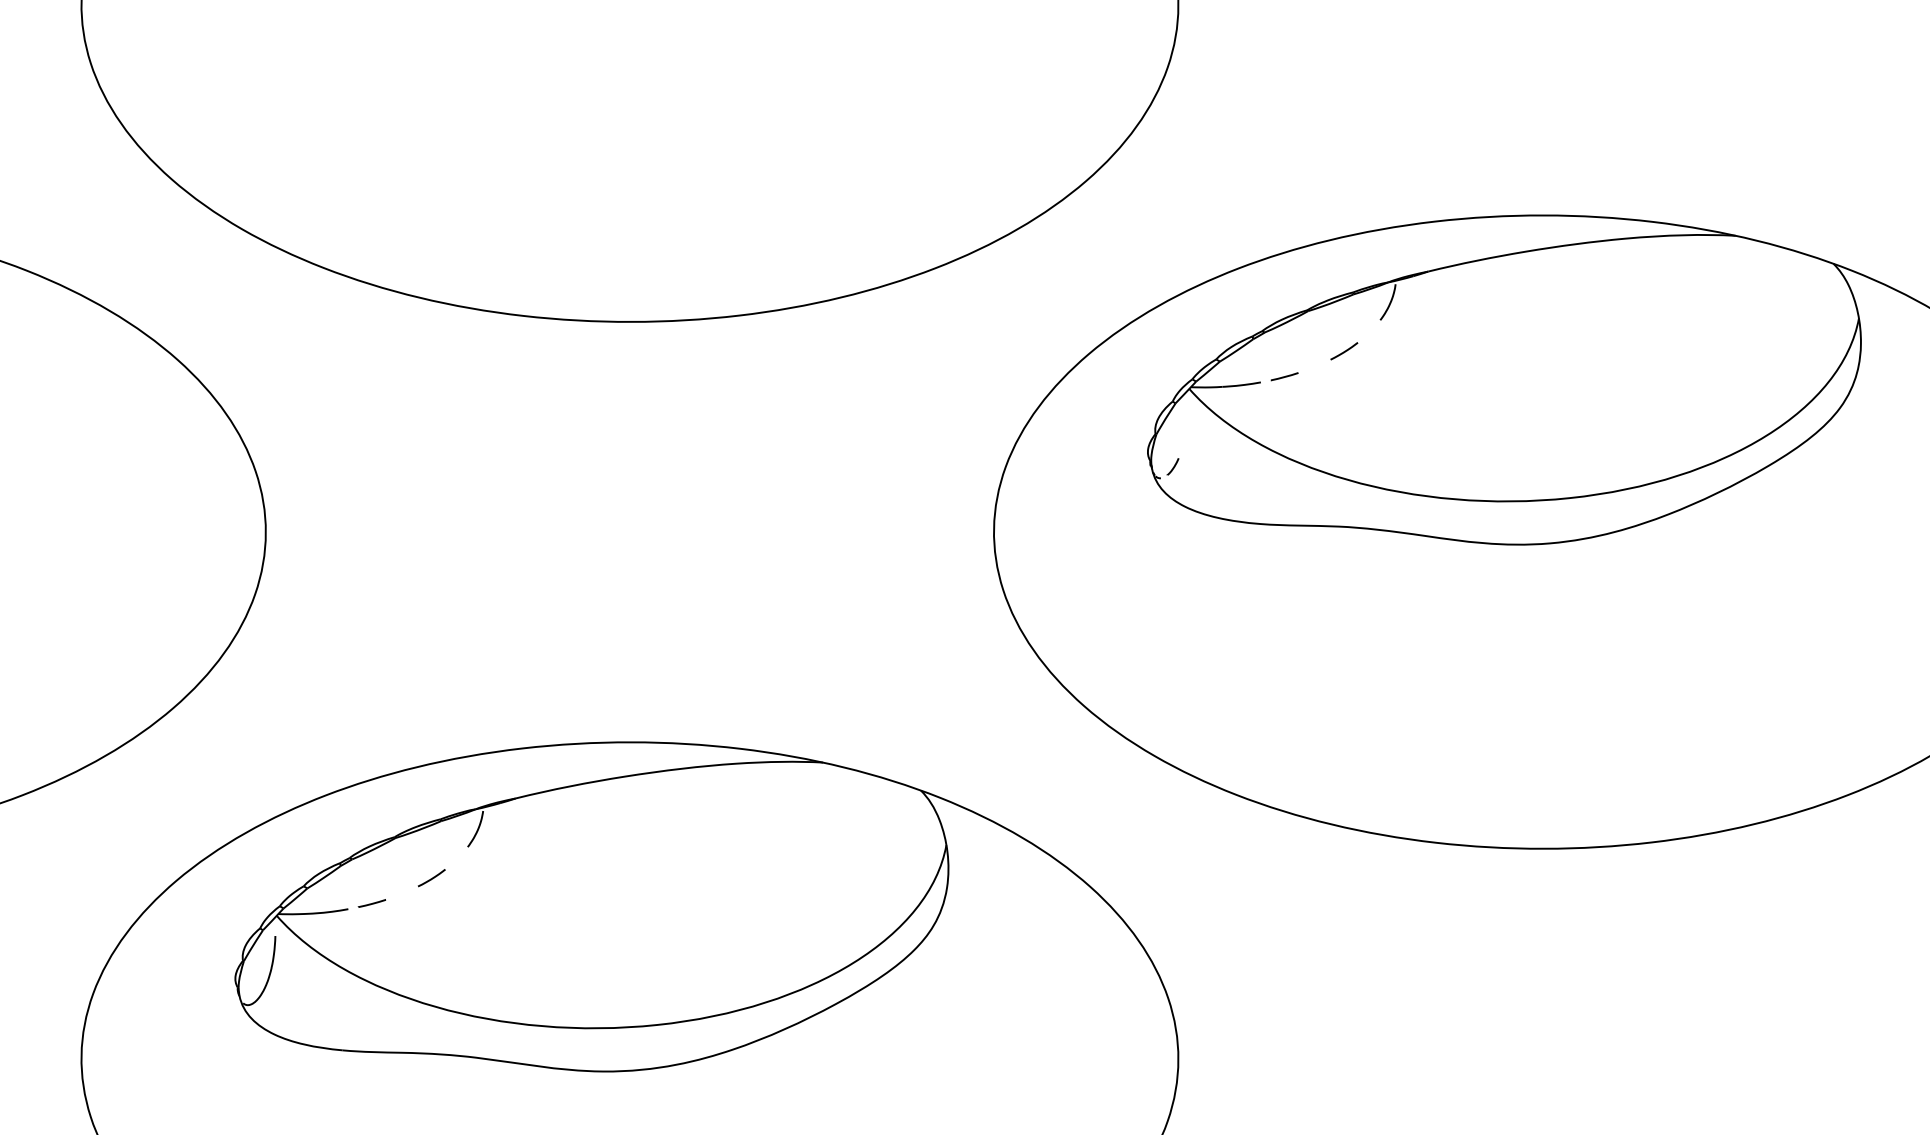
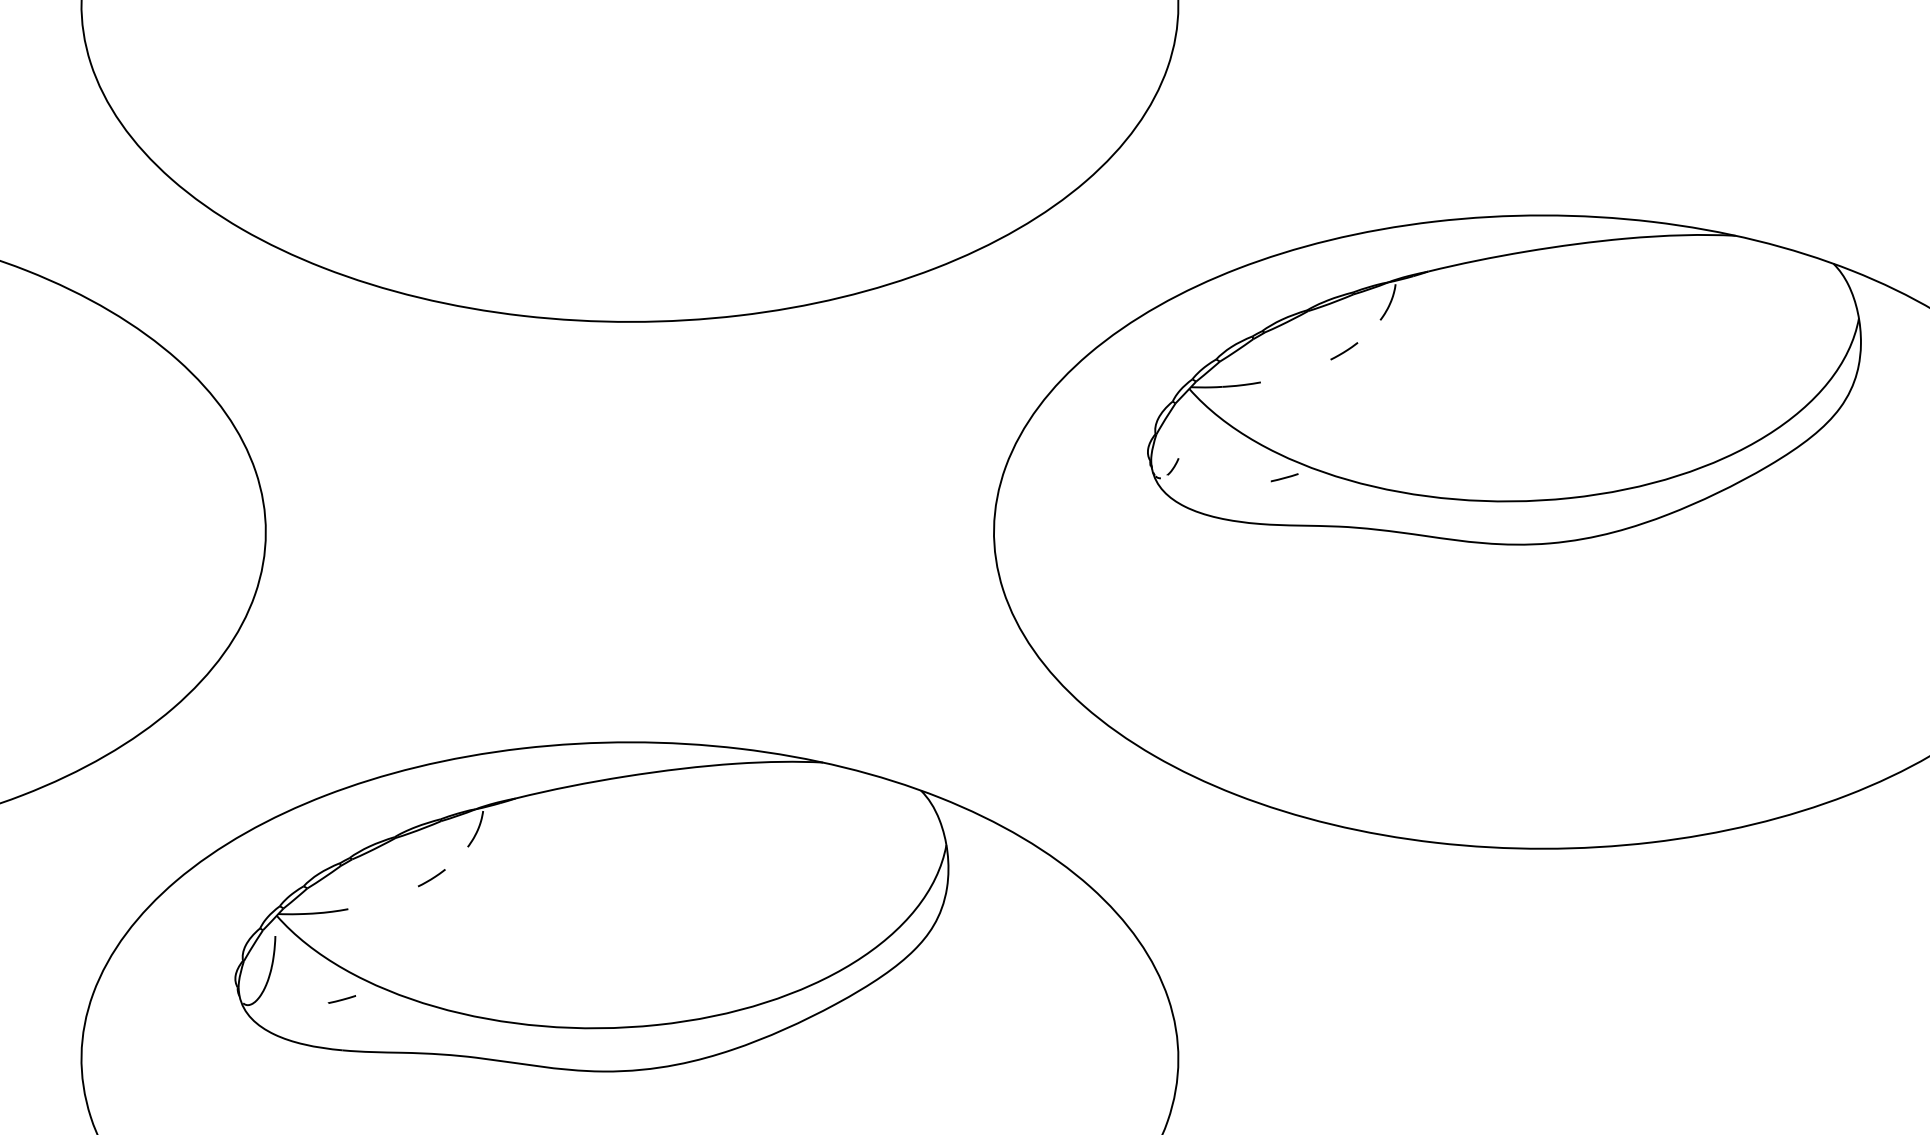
line position: (1284, 376) -> (1284, 477) (1284, 477)
line position: (371, 903) -> (341, 999) (341, 999)
